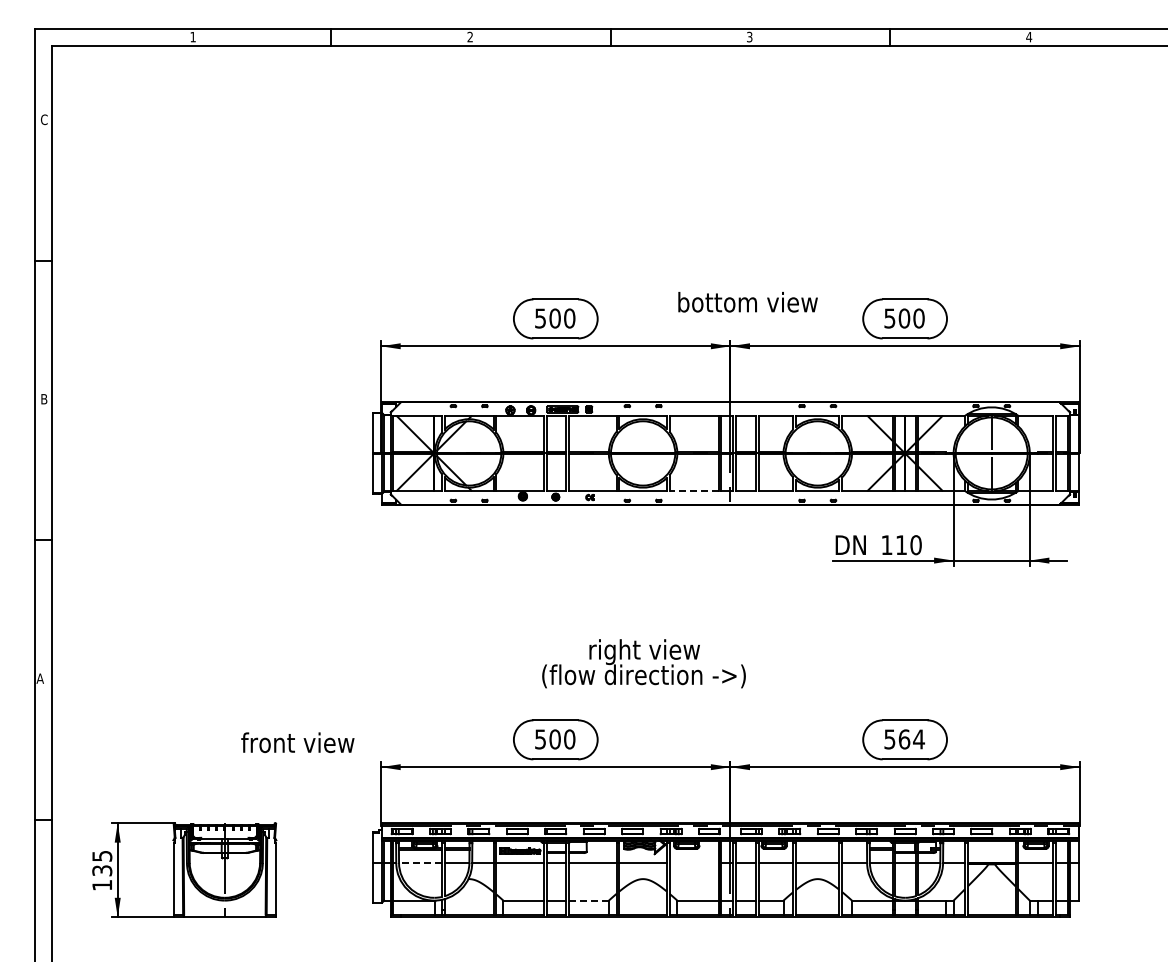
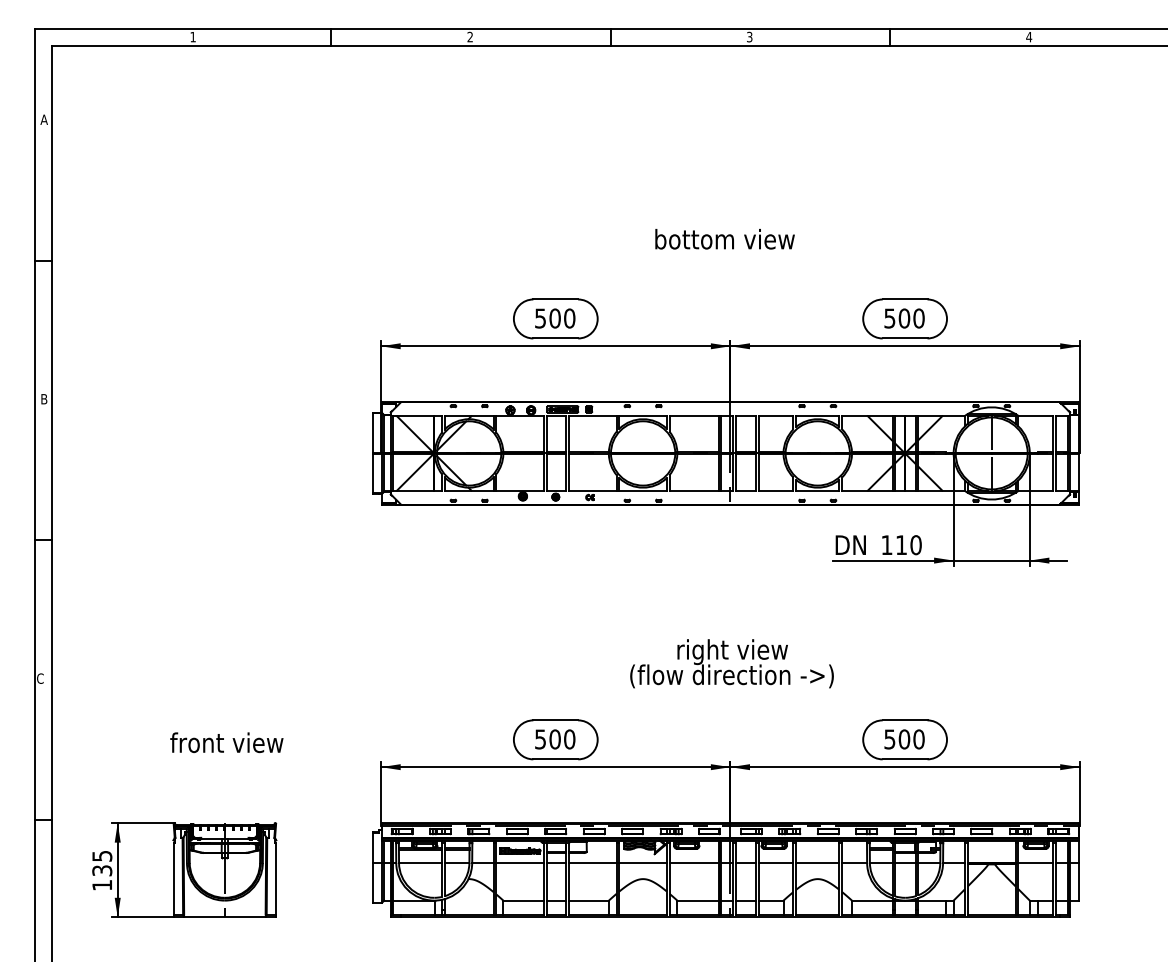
text: C -> A (43, 119)
text position: (747, 302) -> (724, 239) (724, 239)
line: dashed -> solid (693, 490)
text position: (643, 663) -> (731, 663) (731, 663)
text: A -> C (39, 678)
text: 564 -> 500 (911, 739)
text position: (297, 742) -> (226, 742) (226, 742)
line: dashed -> solid (419, 862)
line: none -> present (693, 862)
line: dashed -> solid (588, 900)
